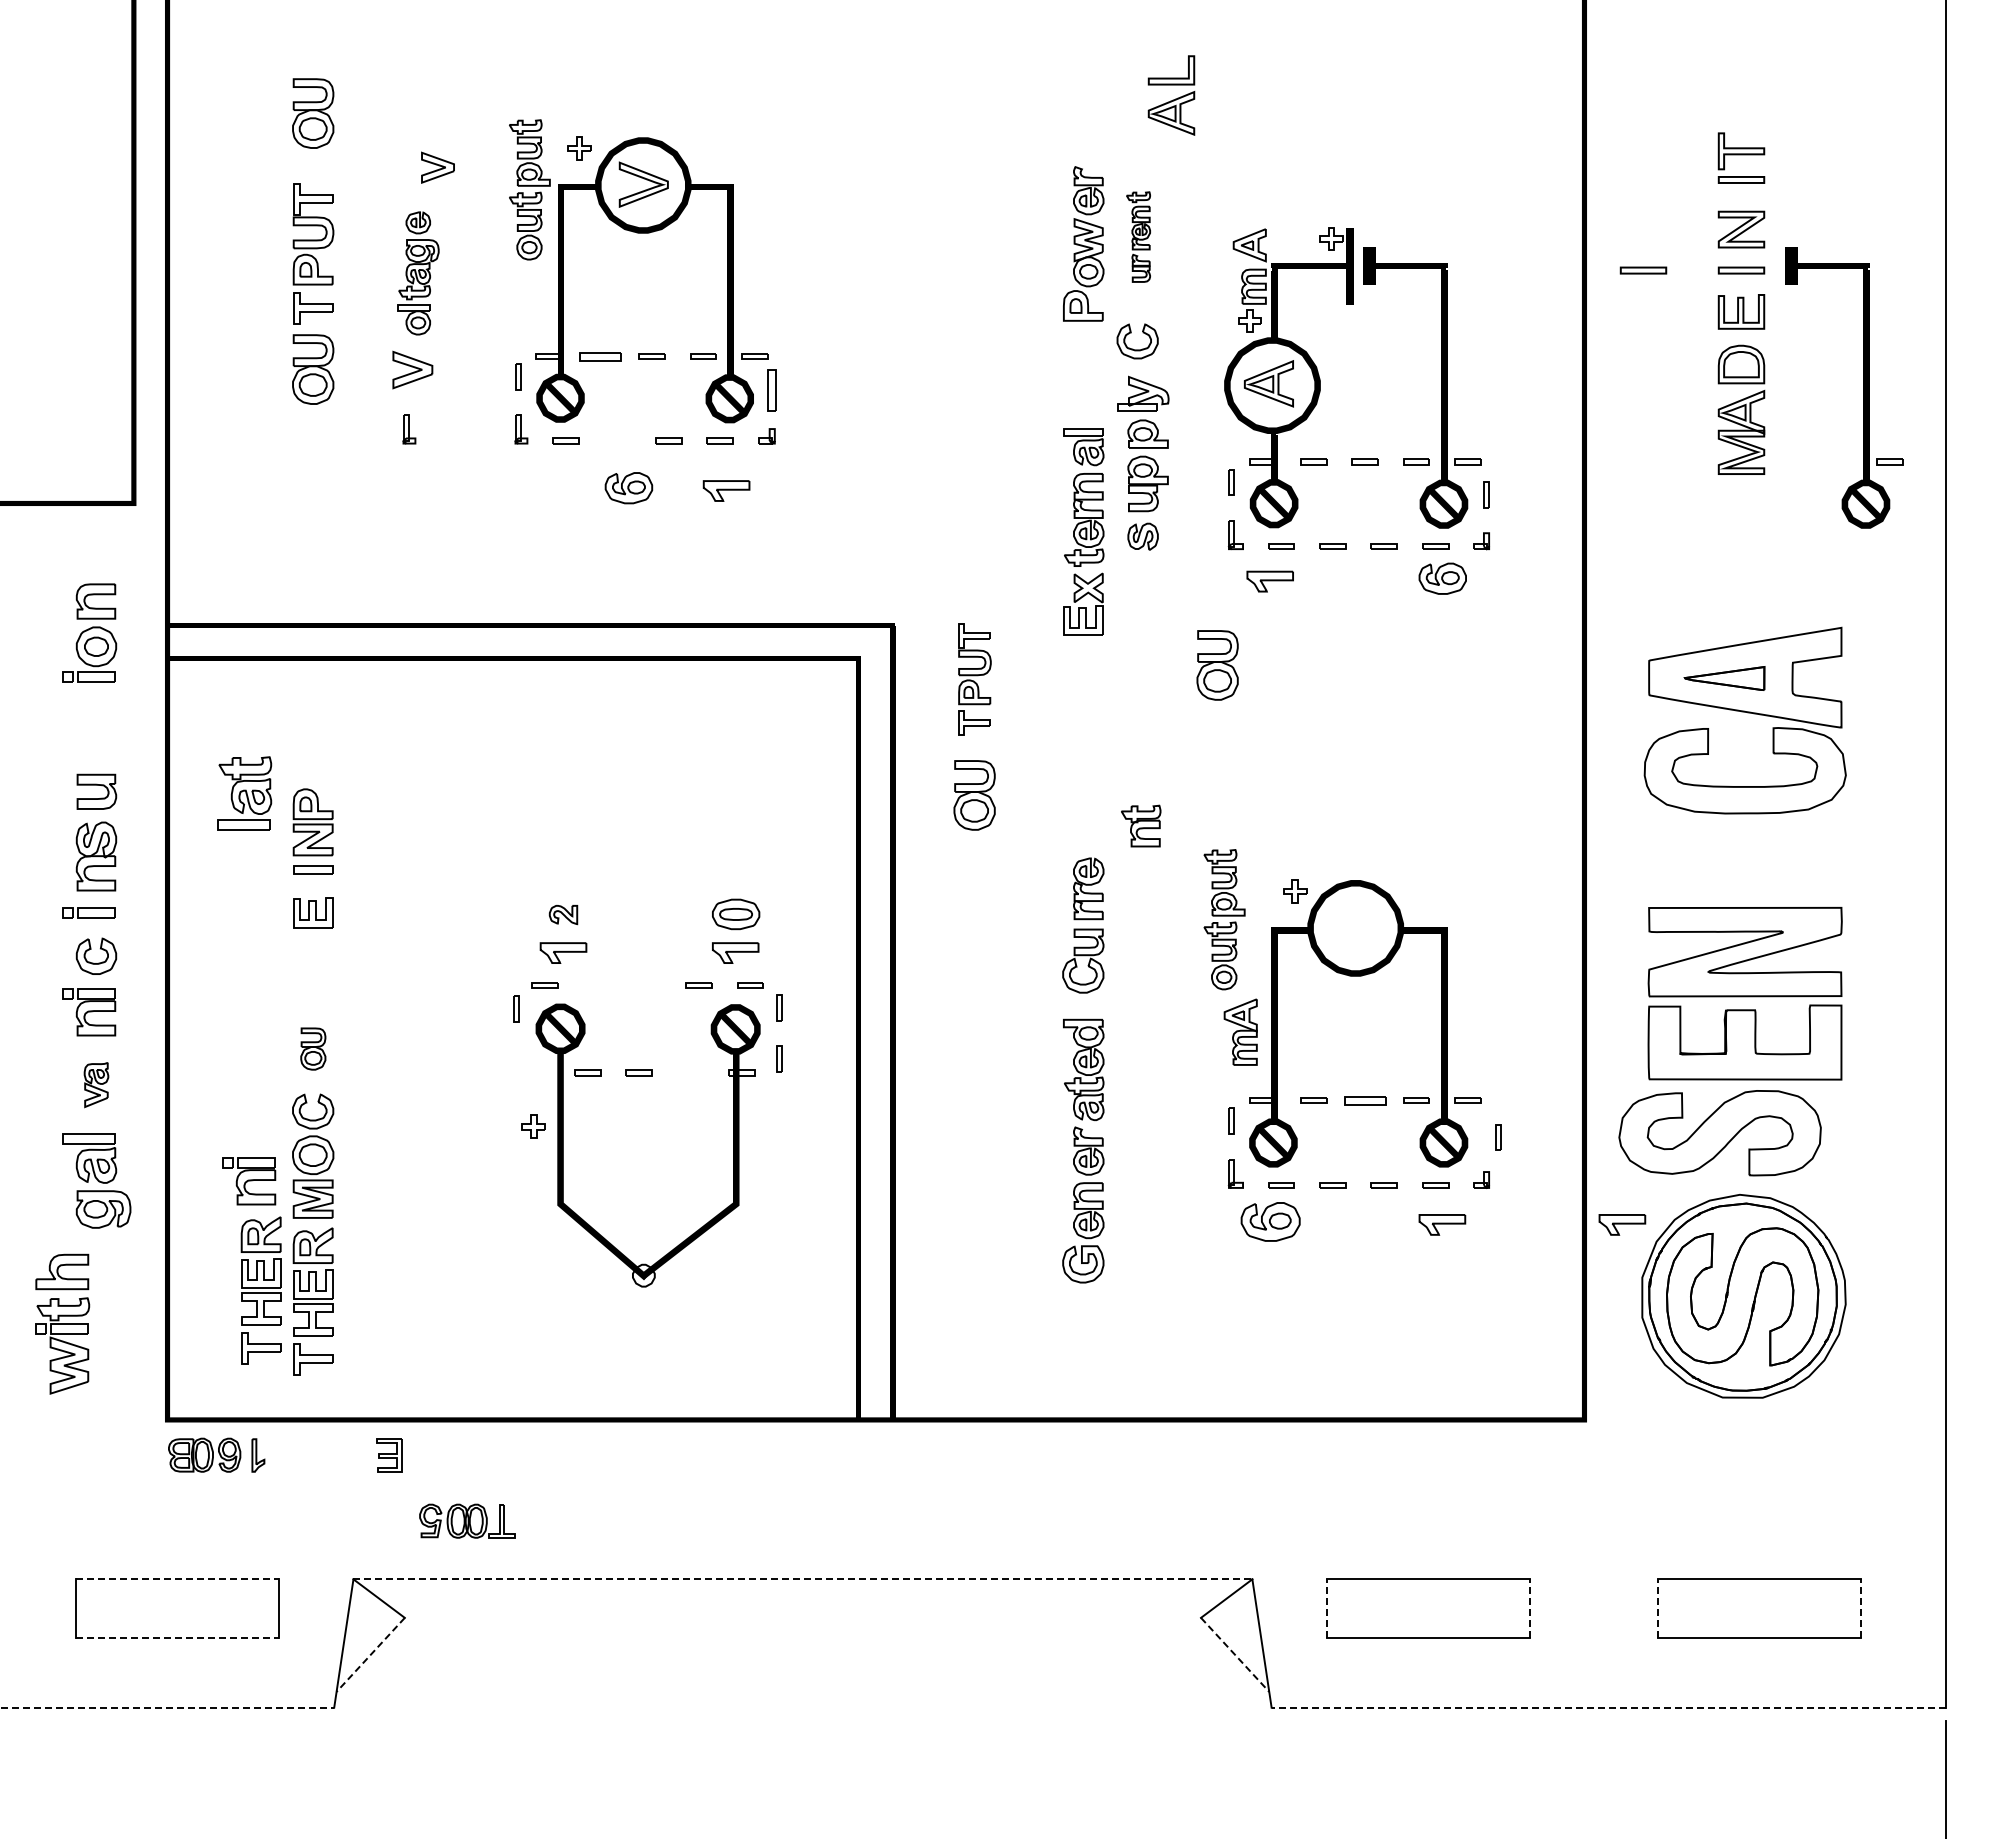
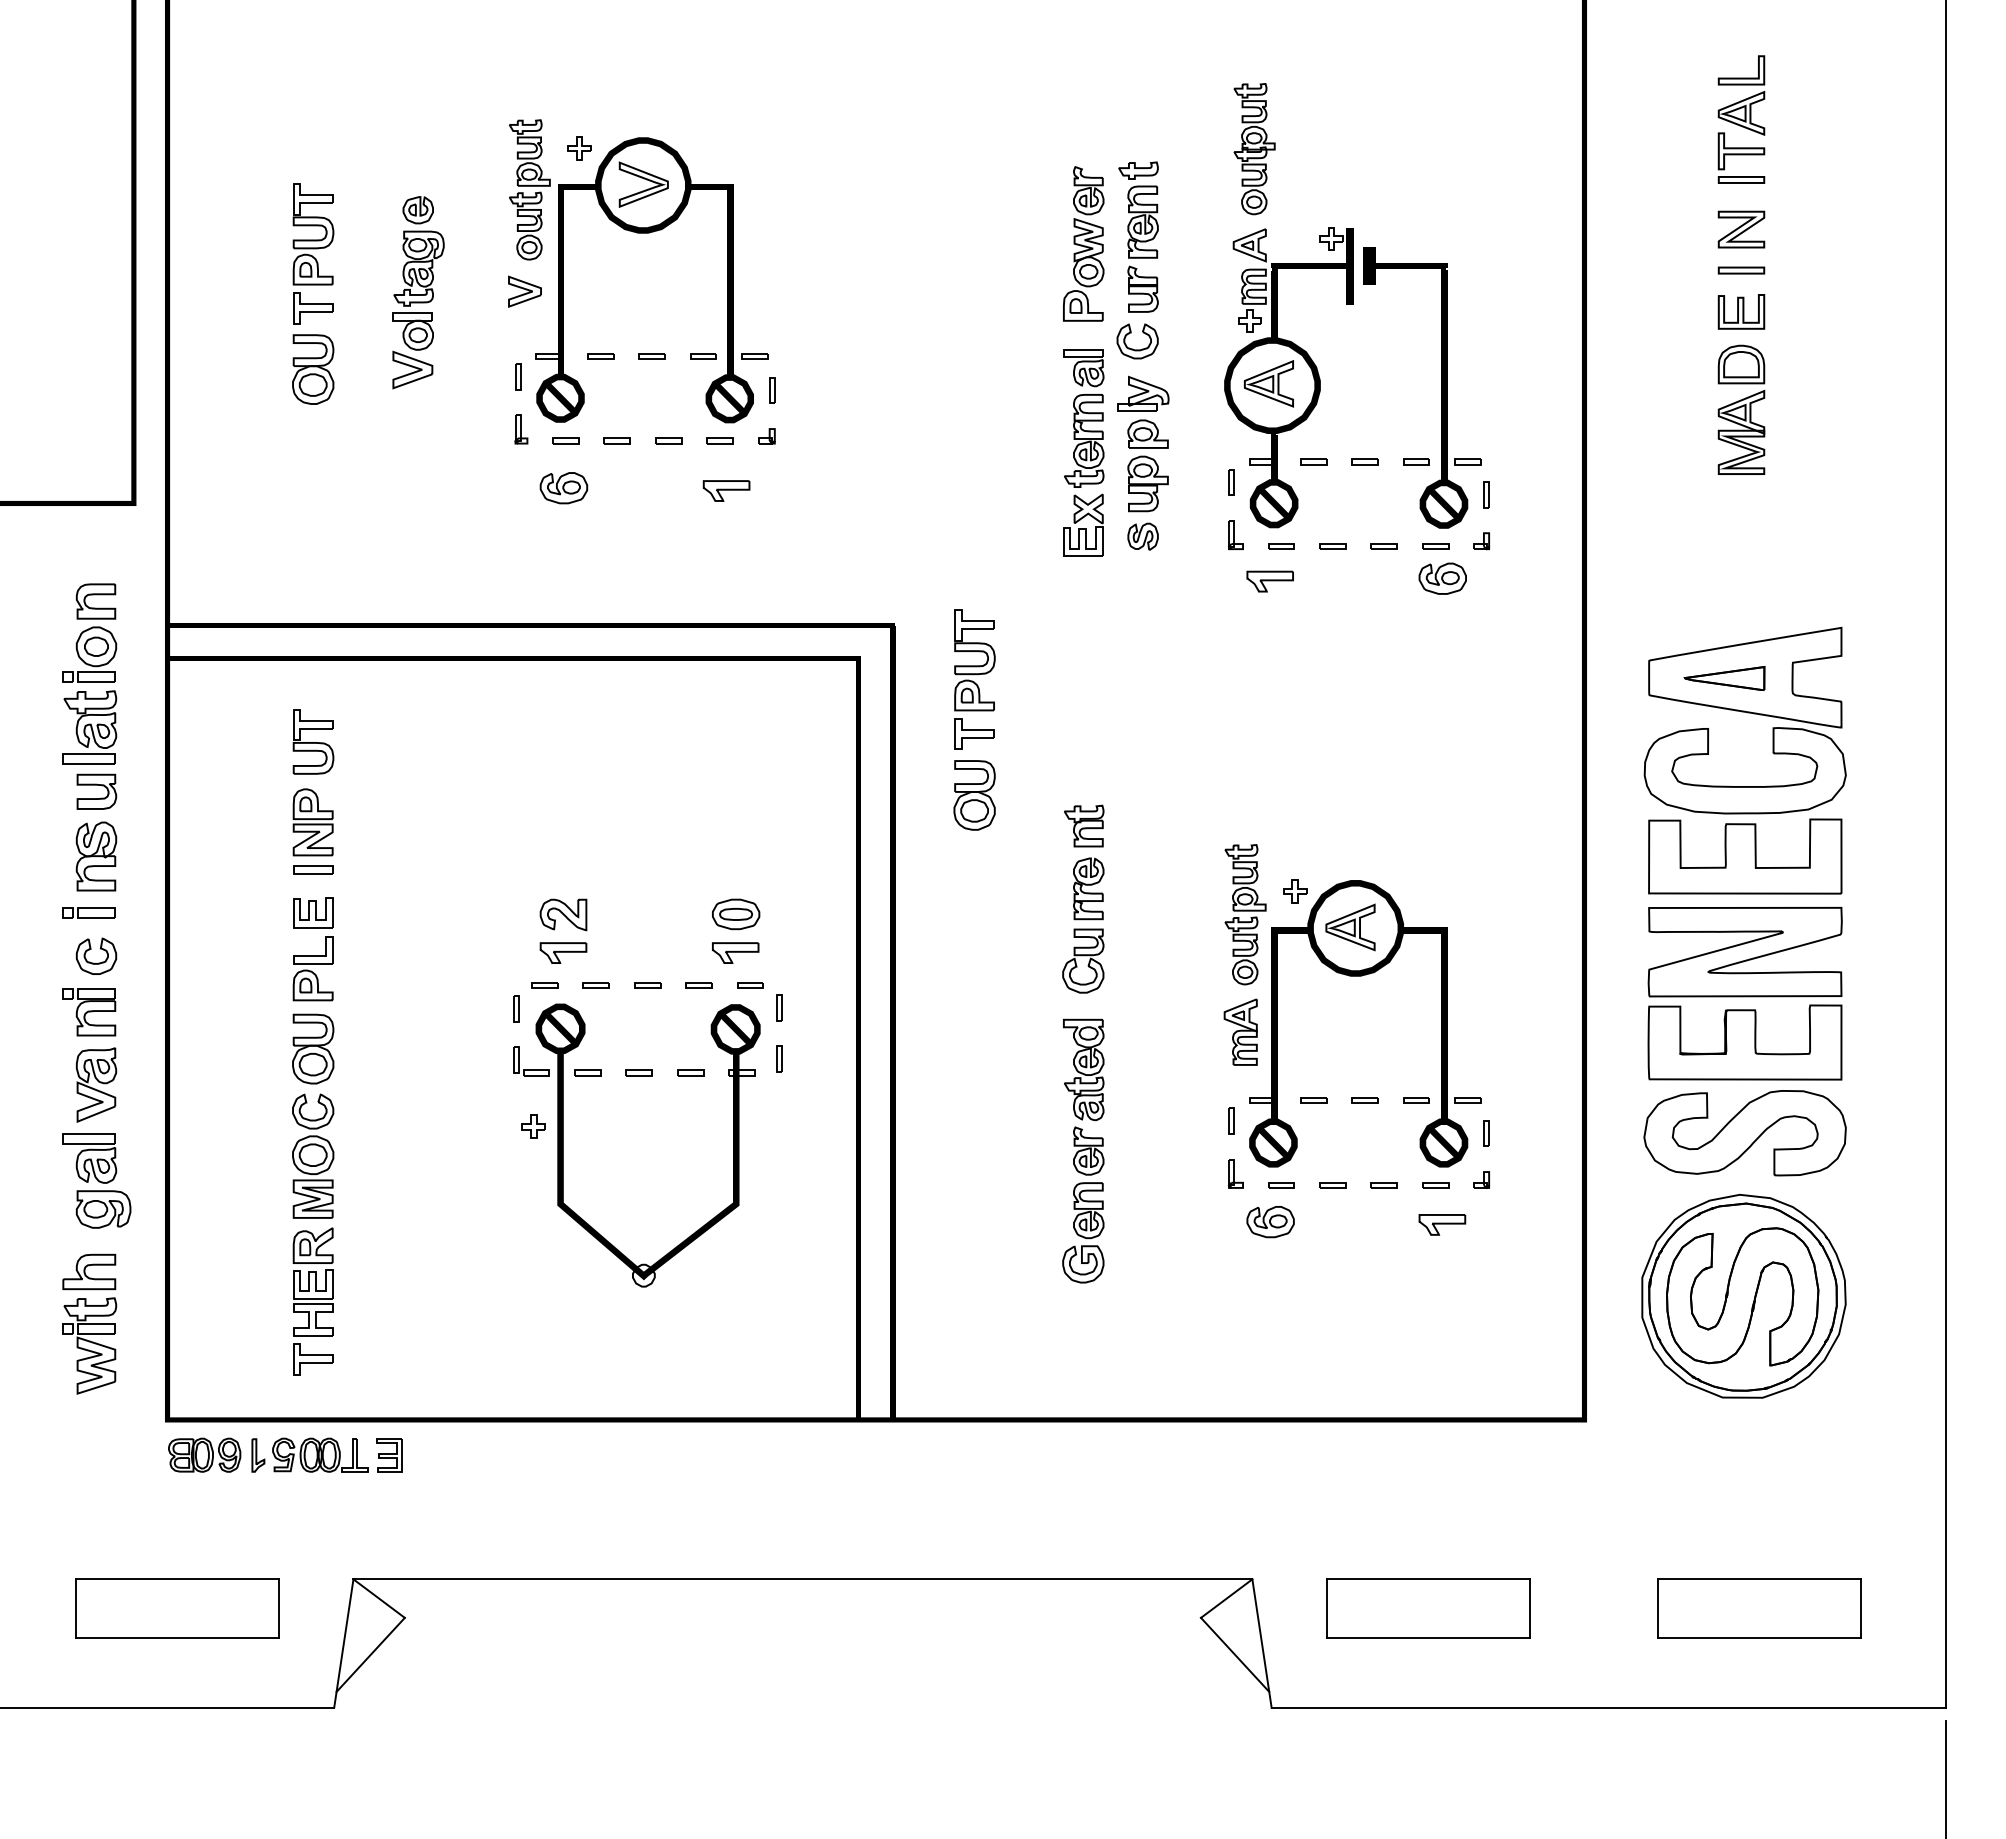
part position: (1171, 95) -> (1741, 95) (1741, 95)
part: present -> none (313, 113)
part: none -> present (1254, 149)
part position: (437, 167) -> (524, 291) (524, 291)
part size: 25x92 px -> 41x152 px (1138, 236)
part: present -> none (1643, 270)
part size: 43x125 px -> 53x155 px (418, 273)
part size: 43x10 px -> 28x7 px (600, 356)
part: present -> none (1863, 387)
part size: 10x43 px -> 7x27 px (772, 390)
part: present -> none (409, 429)
part: none -> present (616, 440)
part position: (628, 488) -> (563, 488) (563, 488)
part position: (1083, 531) -> (1083, 452) (1083, 452)
part: present -> none (1217, 665)
part size: 34x113 px -> 42x141 px (974, 679)
part: none -> present (313, 741)
part position: (244, 793) -> (89, 727) (89, 727)
part position: (1141, 825) -> (1084, 825) (1084, 825)
part: none -> present (1745, 856)
part size: 31x21 px -> 49x34 px (563, 914)
part position: (1224, 919) -> (1245, 914) (1245, 914)
part: none -> present (1350, 927)
part: none -> present (312, 968)
part: none -> present (595, 985)
part: none -> present (647, 985)
part size: 27x44 px -> 43x72 px (313, 1048)
part: none -> present (531, 1069)
part: none -> present (690, 1072)
part size: 27x47 px -> 43x76 px (96, 1084)
part size: 43x10 px -> 28x7 px (1364, 1100)
part position: (1719, 1133) -> (1744, 1133) (1744, 1133)
part position: (1498, 1137) -> (1486, 1133) (1486, 1133)
part: present -> none (249, 1181)
part size: 61x40 px -> 49x33 px (1270, 1222)
part: present -> none (1622, 1224)
part: present -> none (260, 1290)
part position: (62, 1323) -> (89, 1323) (89, 1323)
part position: (467, 1520) -> (320, 1454) (320, 1454)
line: dashed -> solid (178, 1579)
line: dashed -> solid (803, 1579)
line: dashed -> solid (1326, 1608)
line: dashed -> solid (1529, 1608)
line: dashed -> solid (1658, 1608)
line: dashed -> solid (1861, 1608)
line: dashed -> solid (178, 1638)
line: dashed -> solid (370, 1655)
line: dashed -> solid (1235, 1655)
line: dashed -> solid (167, 1707)
line: dashed -> solid (1608, 1707)
